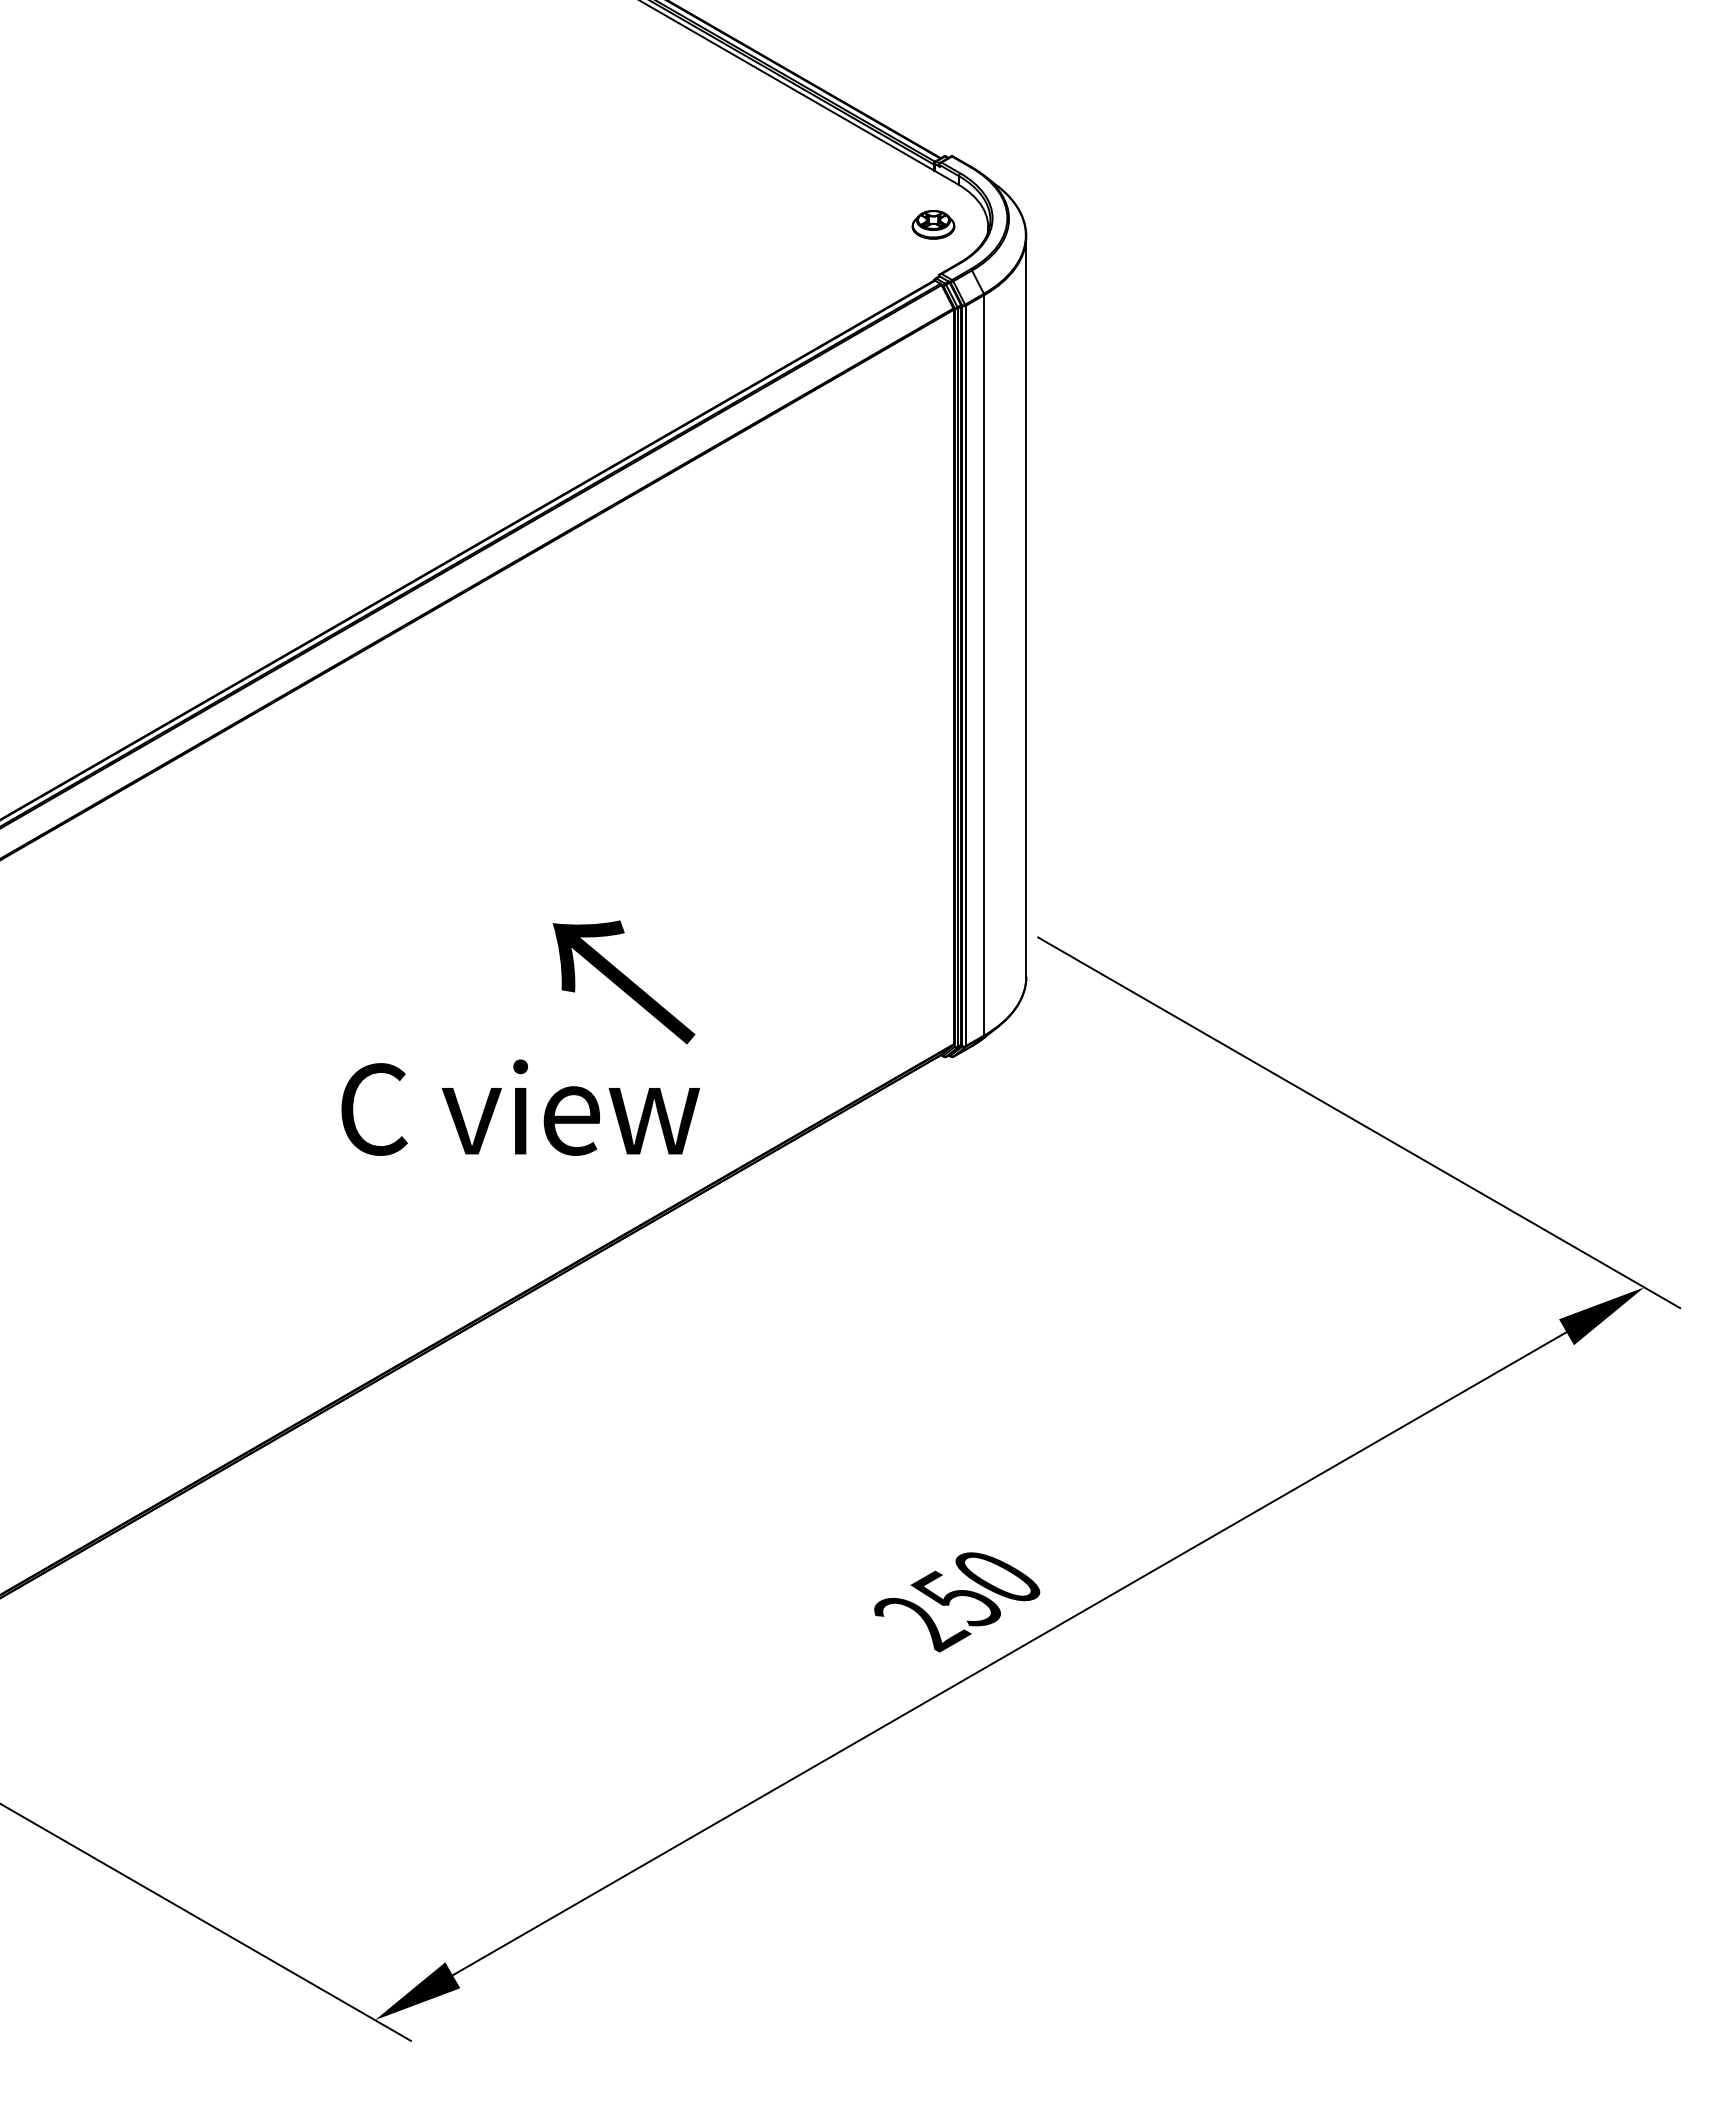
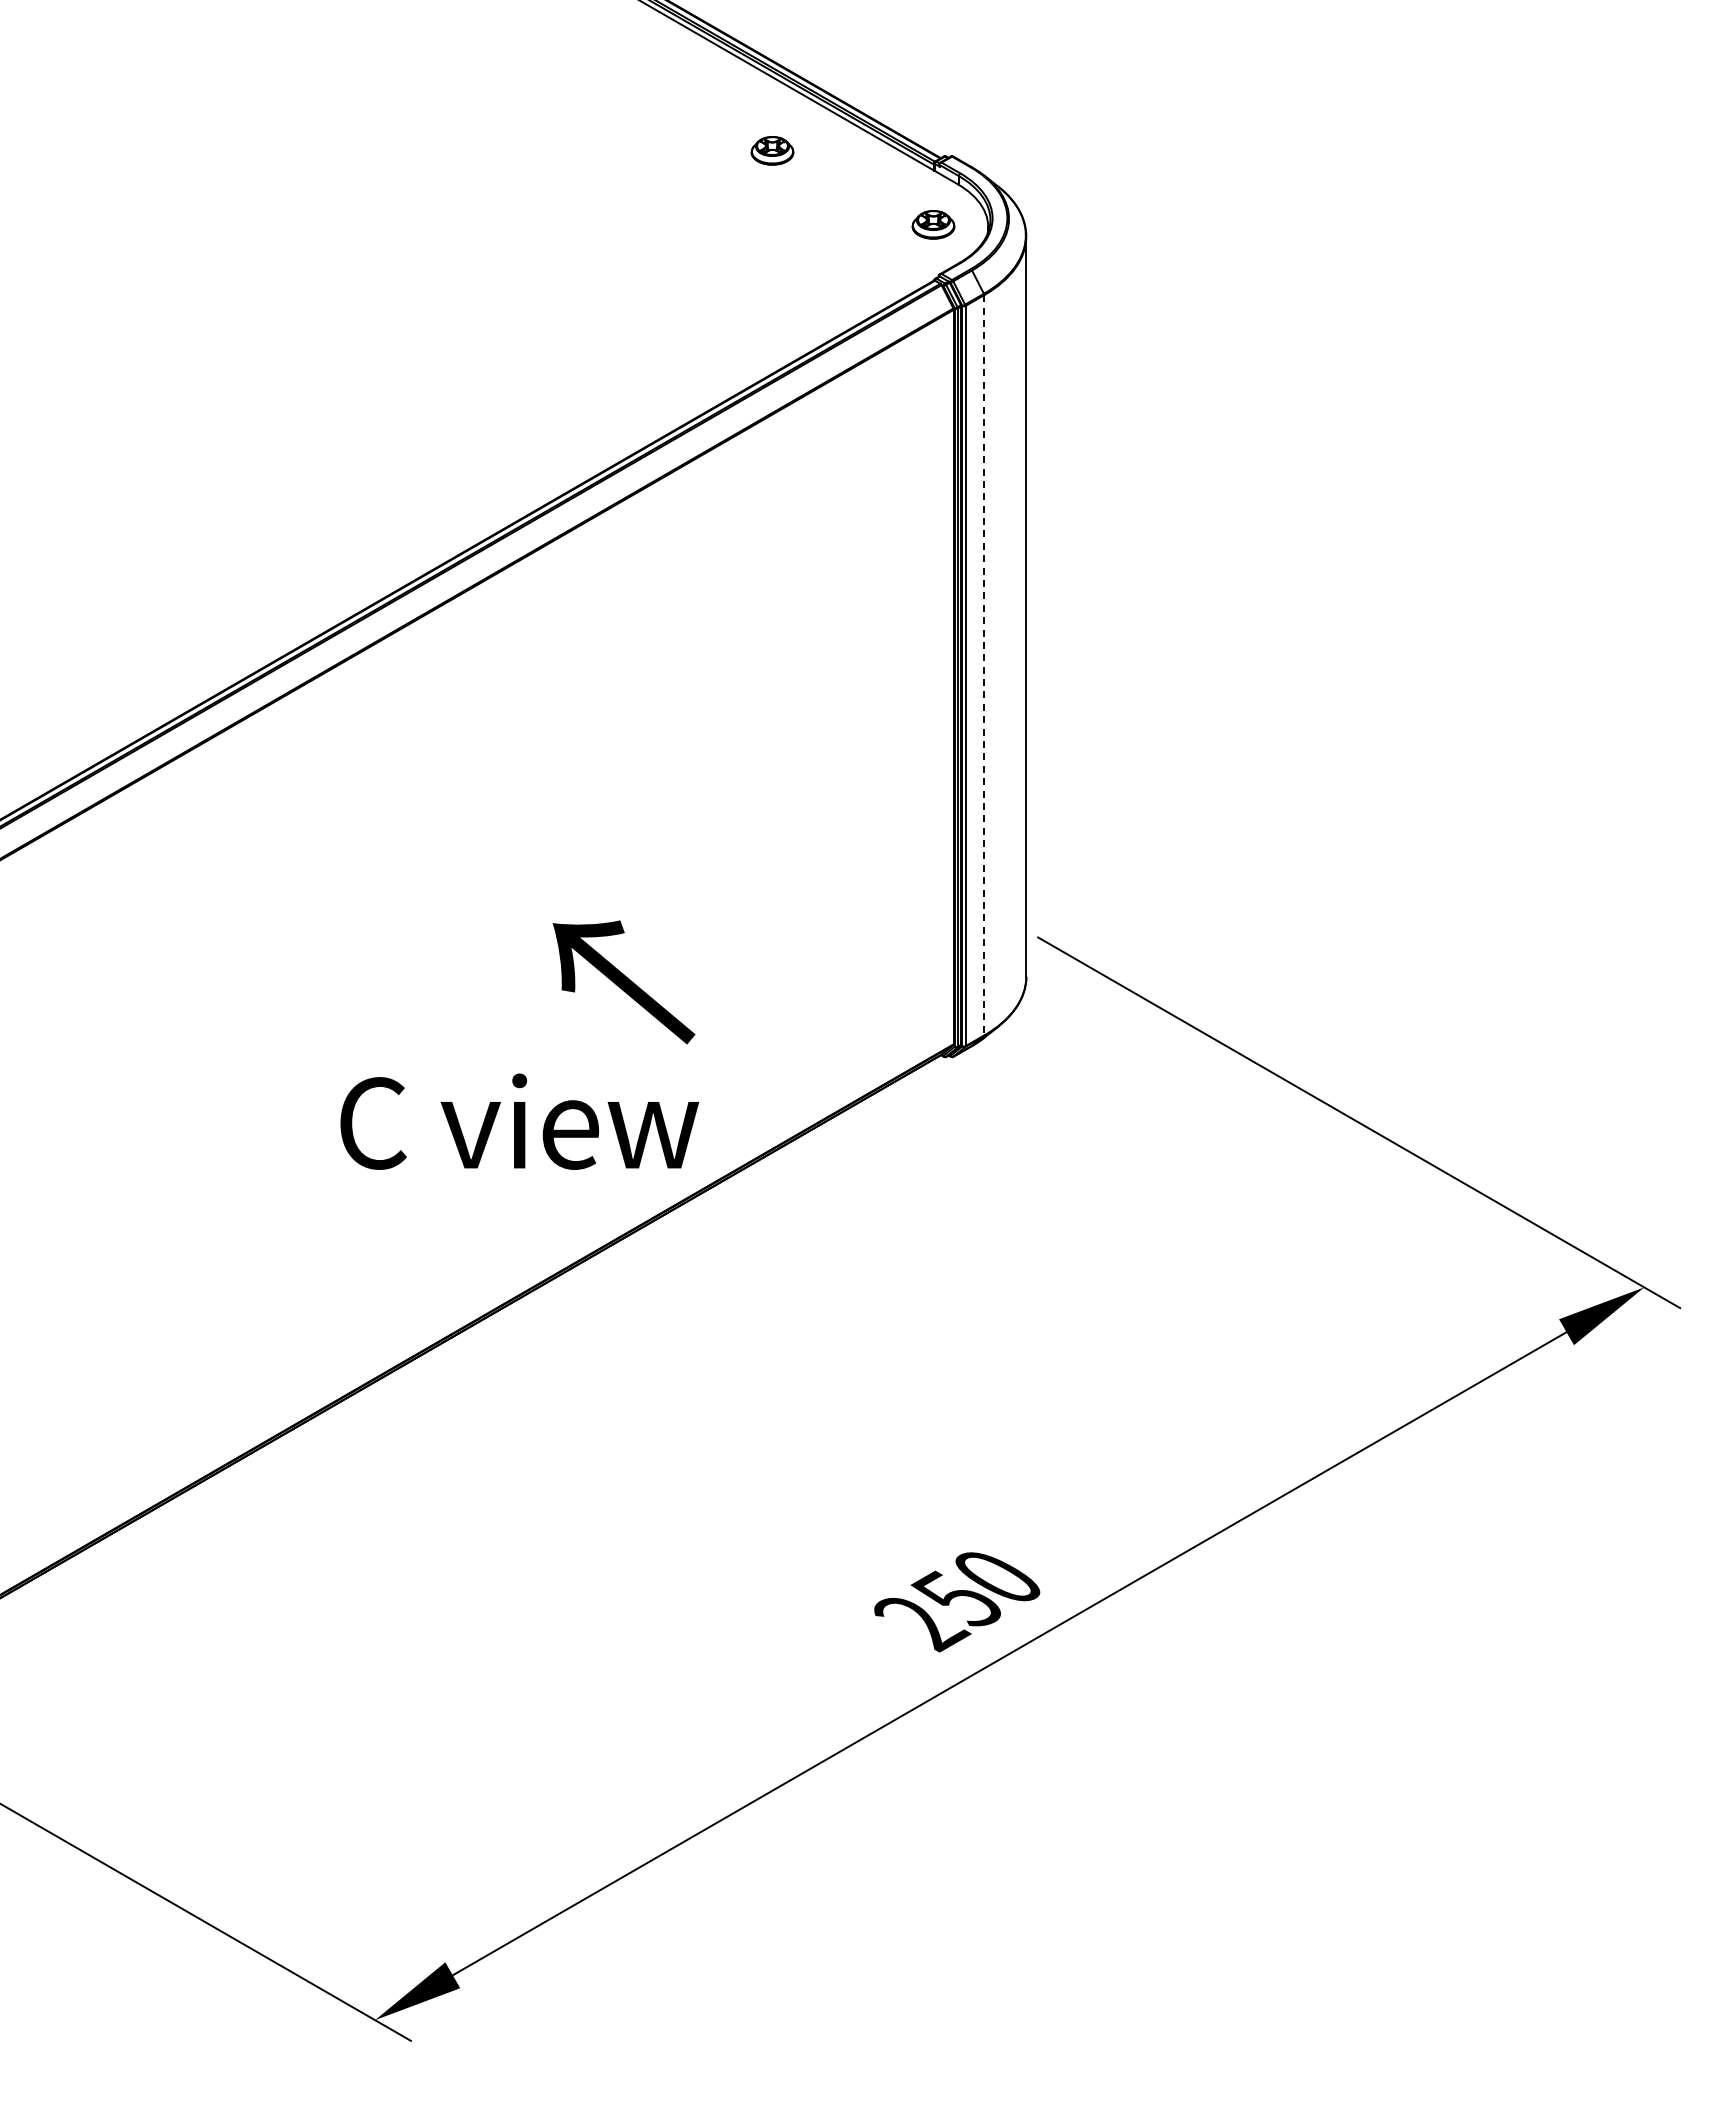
part: none -> present (772, 150)
line: solid -> dashed (984, 665)
text position: (520, 1107) -> (519, 1121) (519, 1121)
